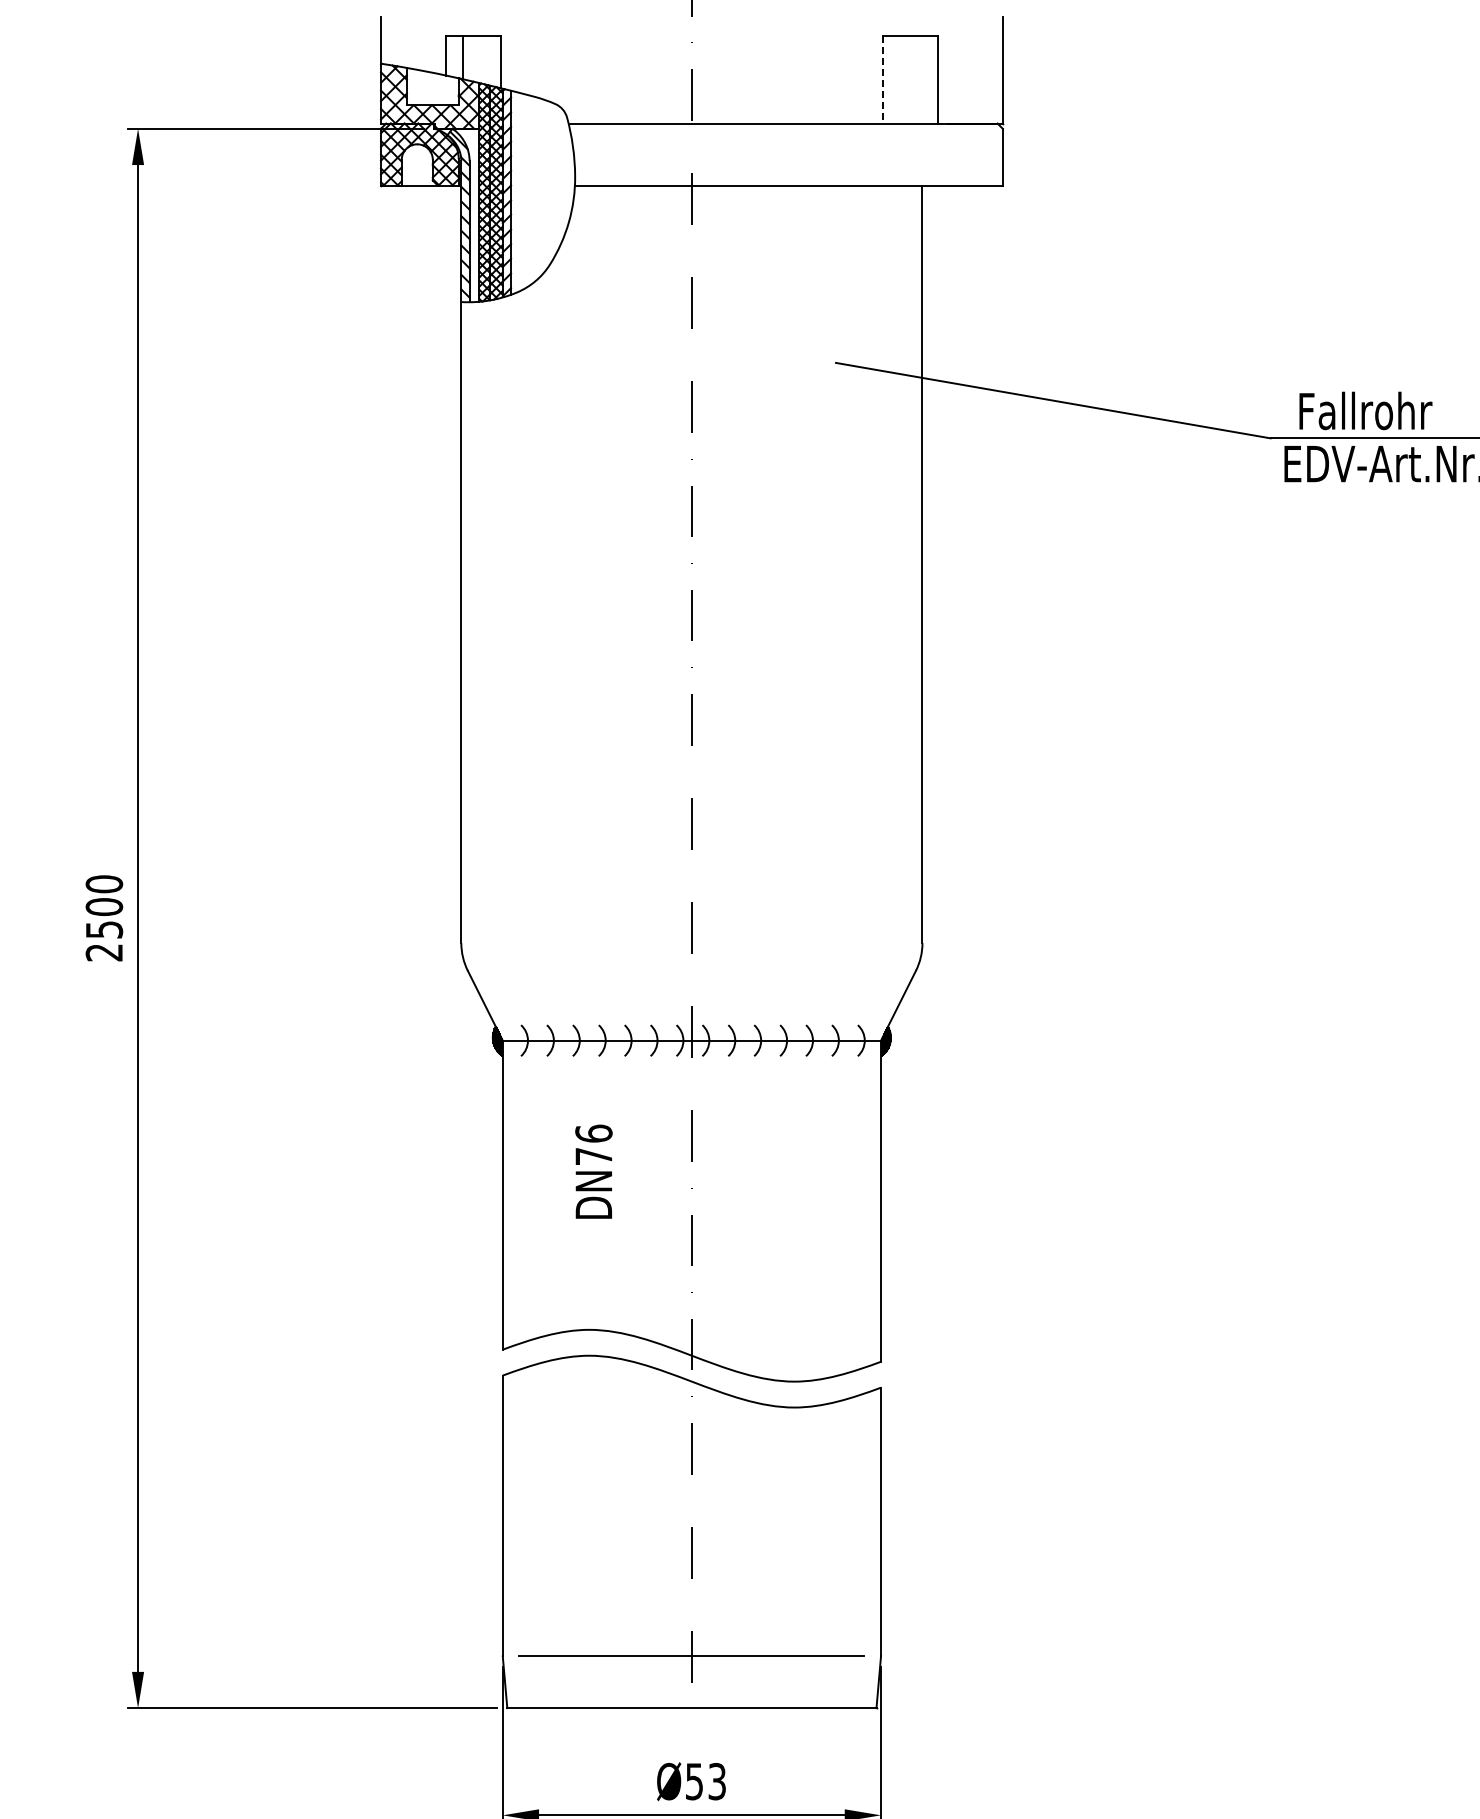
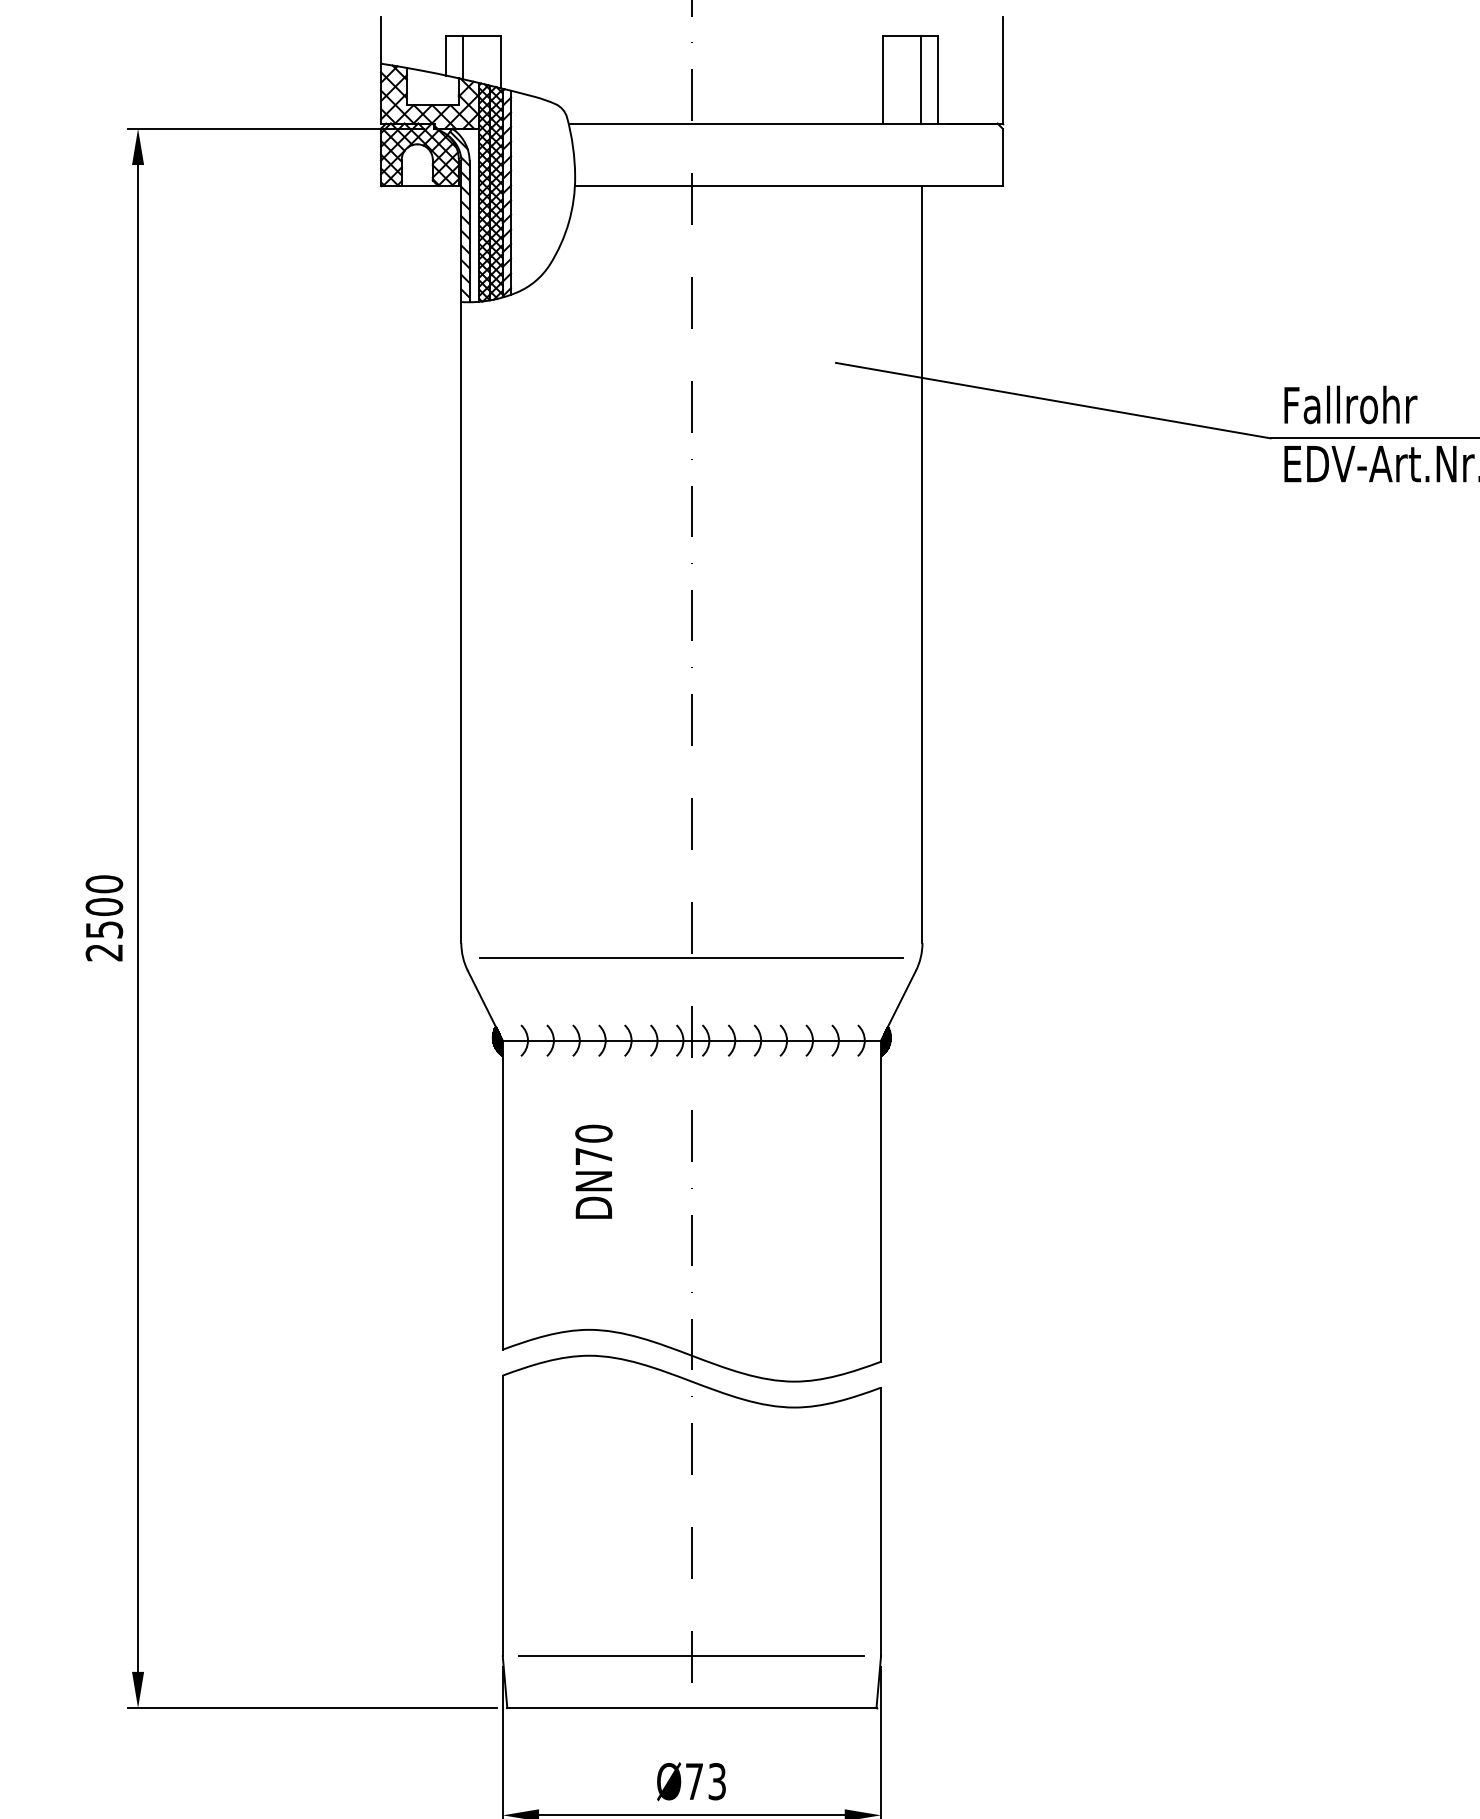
line: none -> present (920, 79)
line: dashed -> solid (882, 80)
text position: (1365, 410) -> (1350, 404) (1350, 404)
line: none -> present (691, 957)
text: DN76 -> DN70 (593, 1133)
text: Ø53 -> Ø73 (694, 1781)
